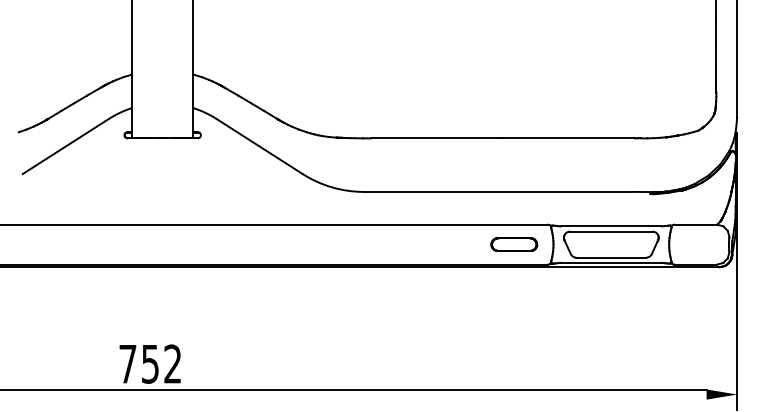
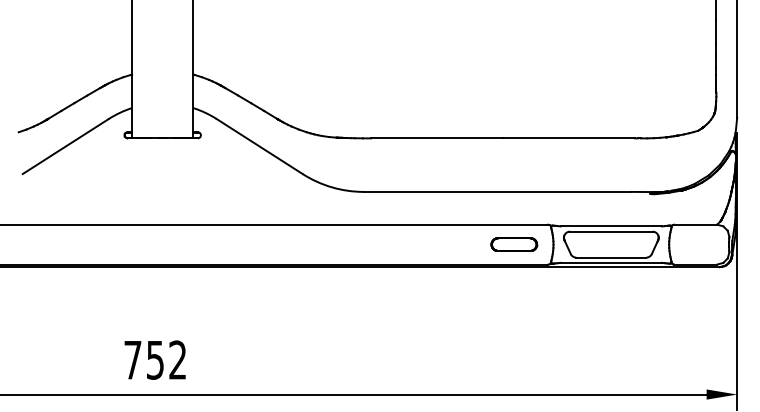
text position: (149, 363) -> (154, 359) (154, 359)
line position: (354, 389) -> (354, 394) (354, 394)
